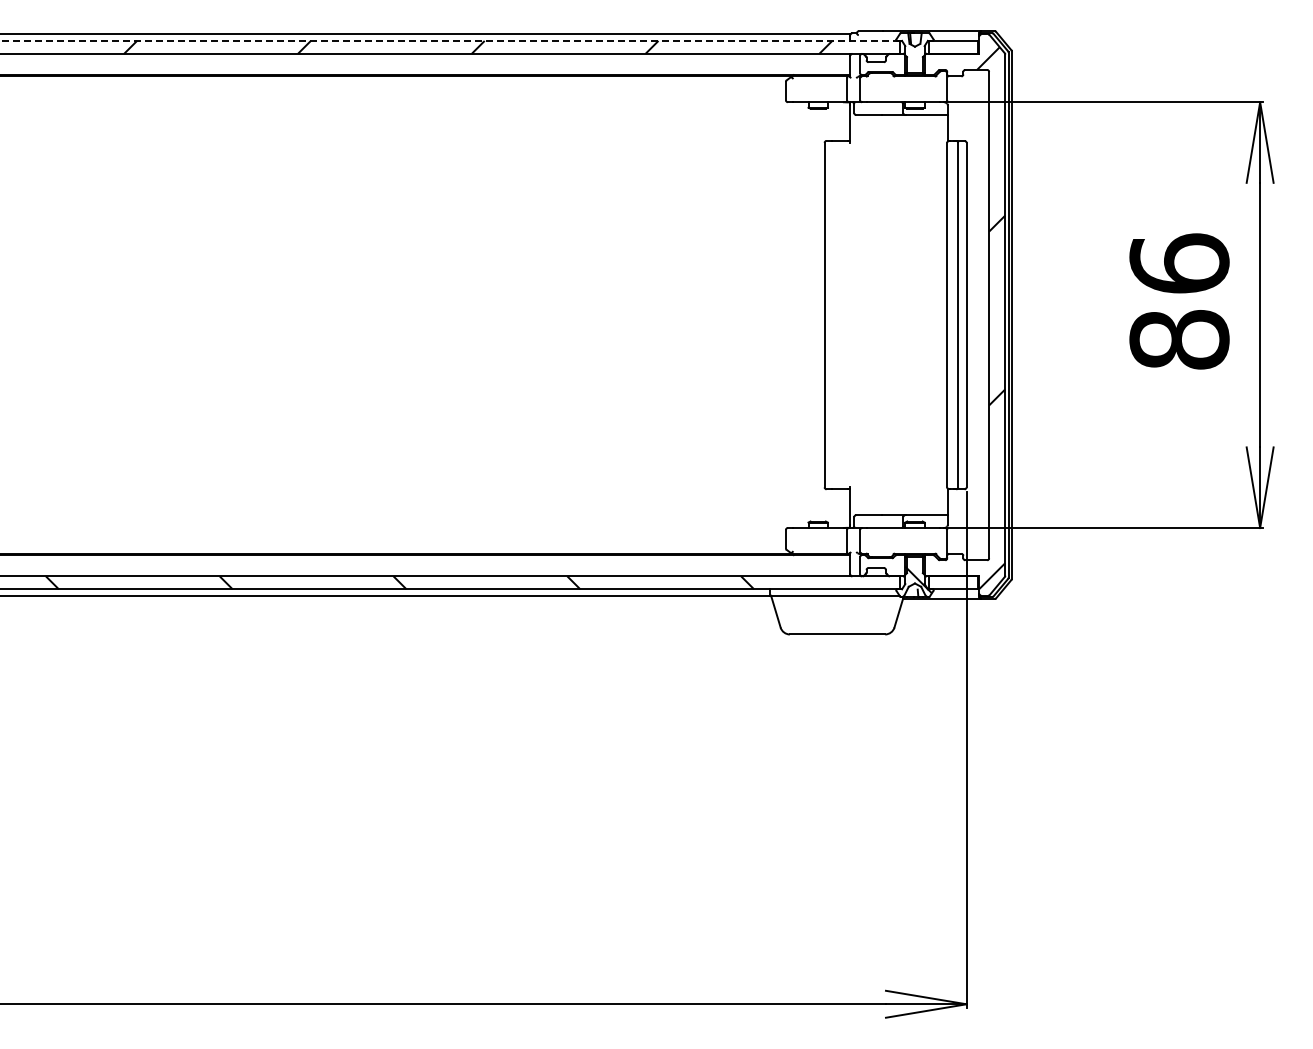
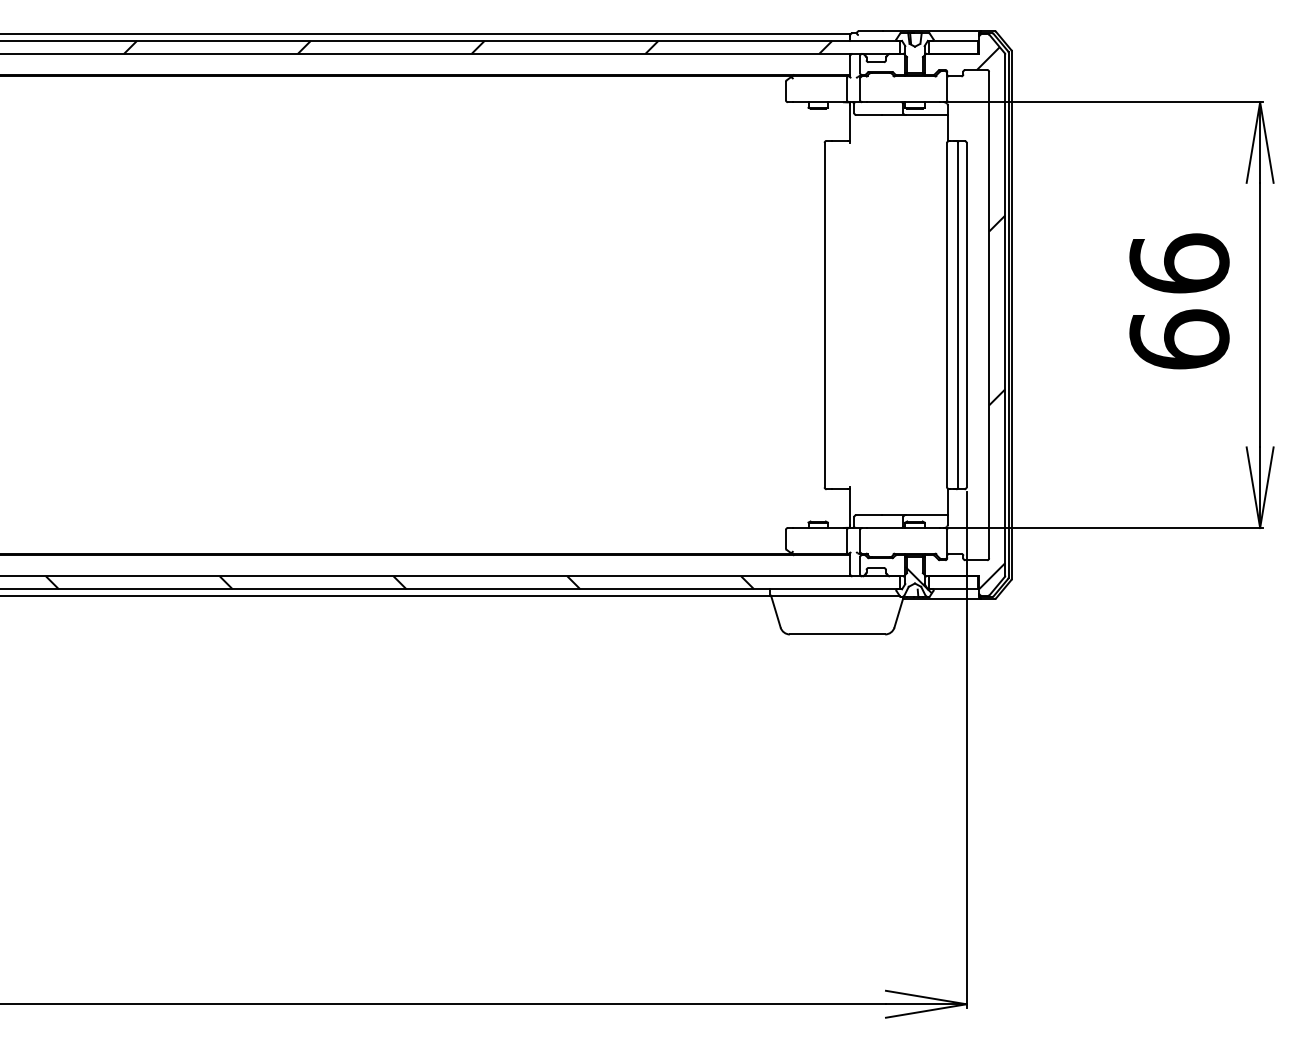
line: dashed -> solid (450, 40)
text: 86 -> 66 (1179, 339)
